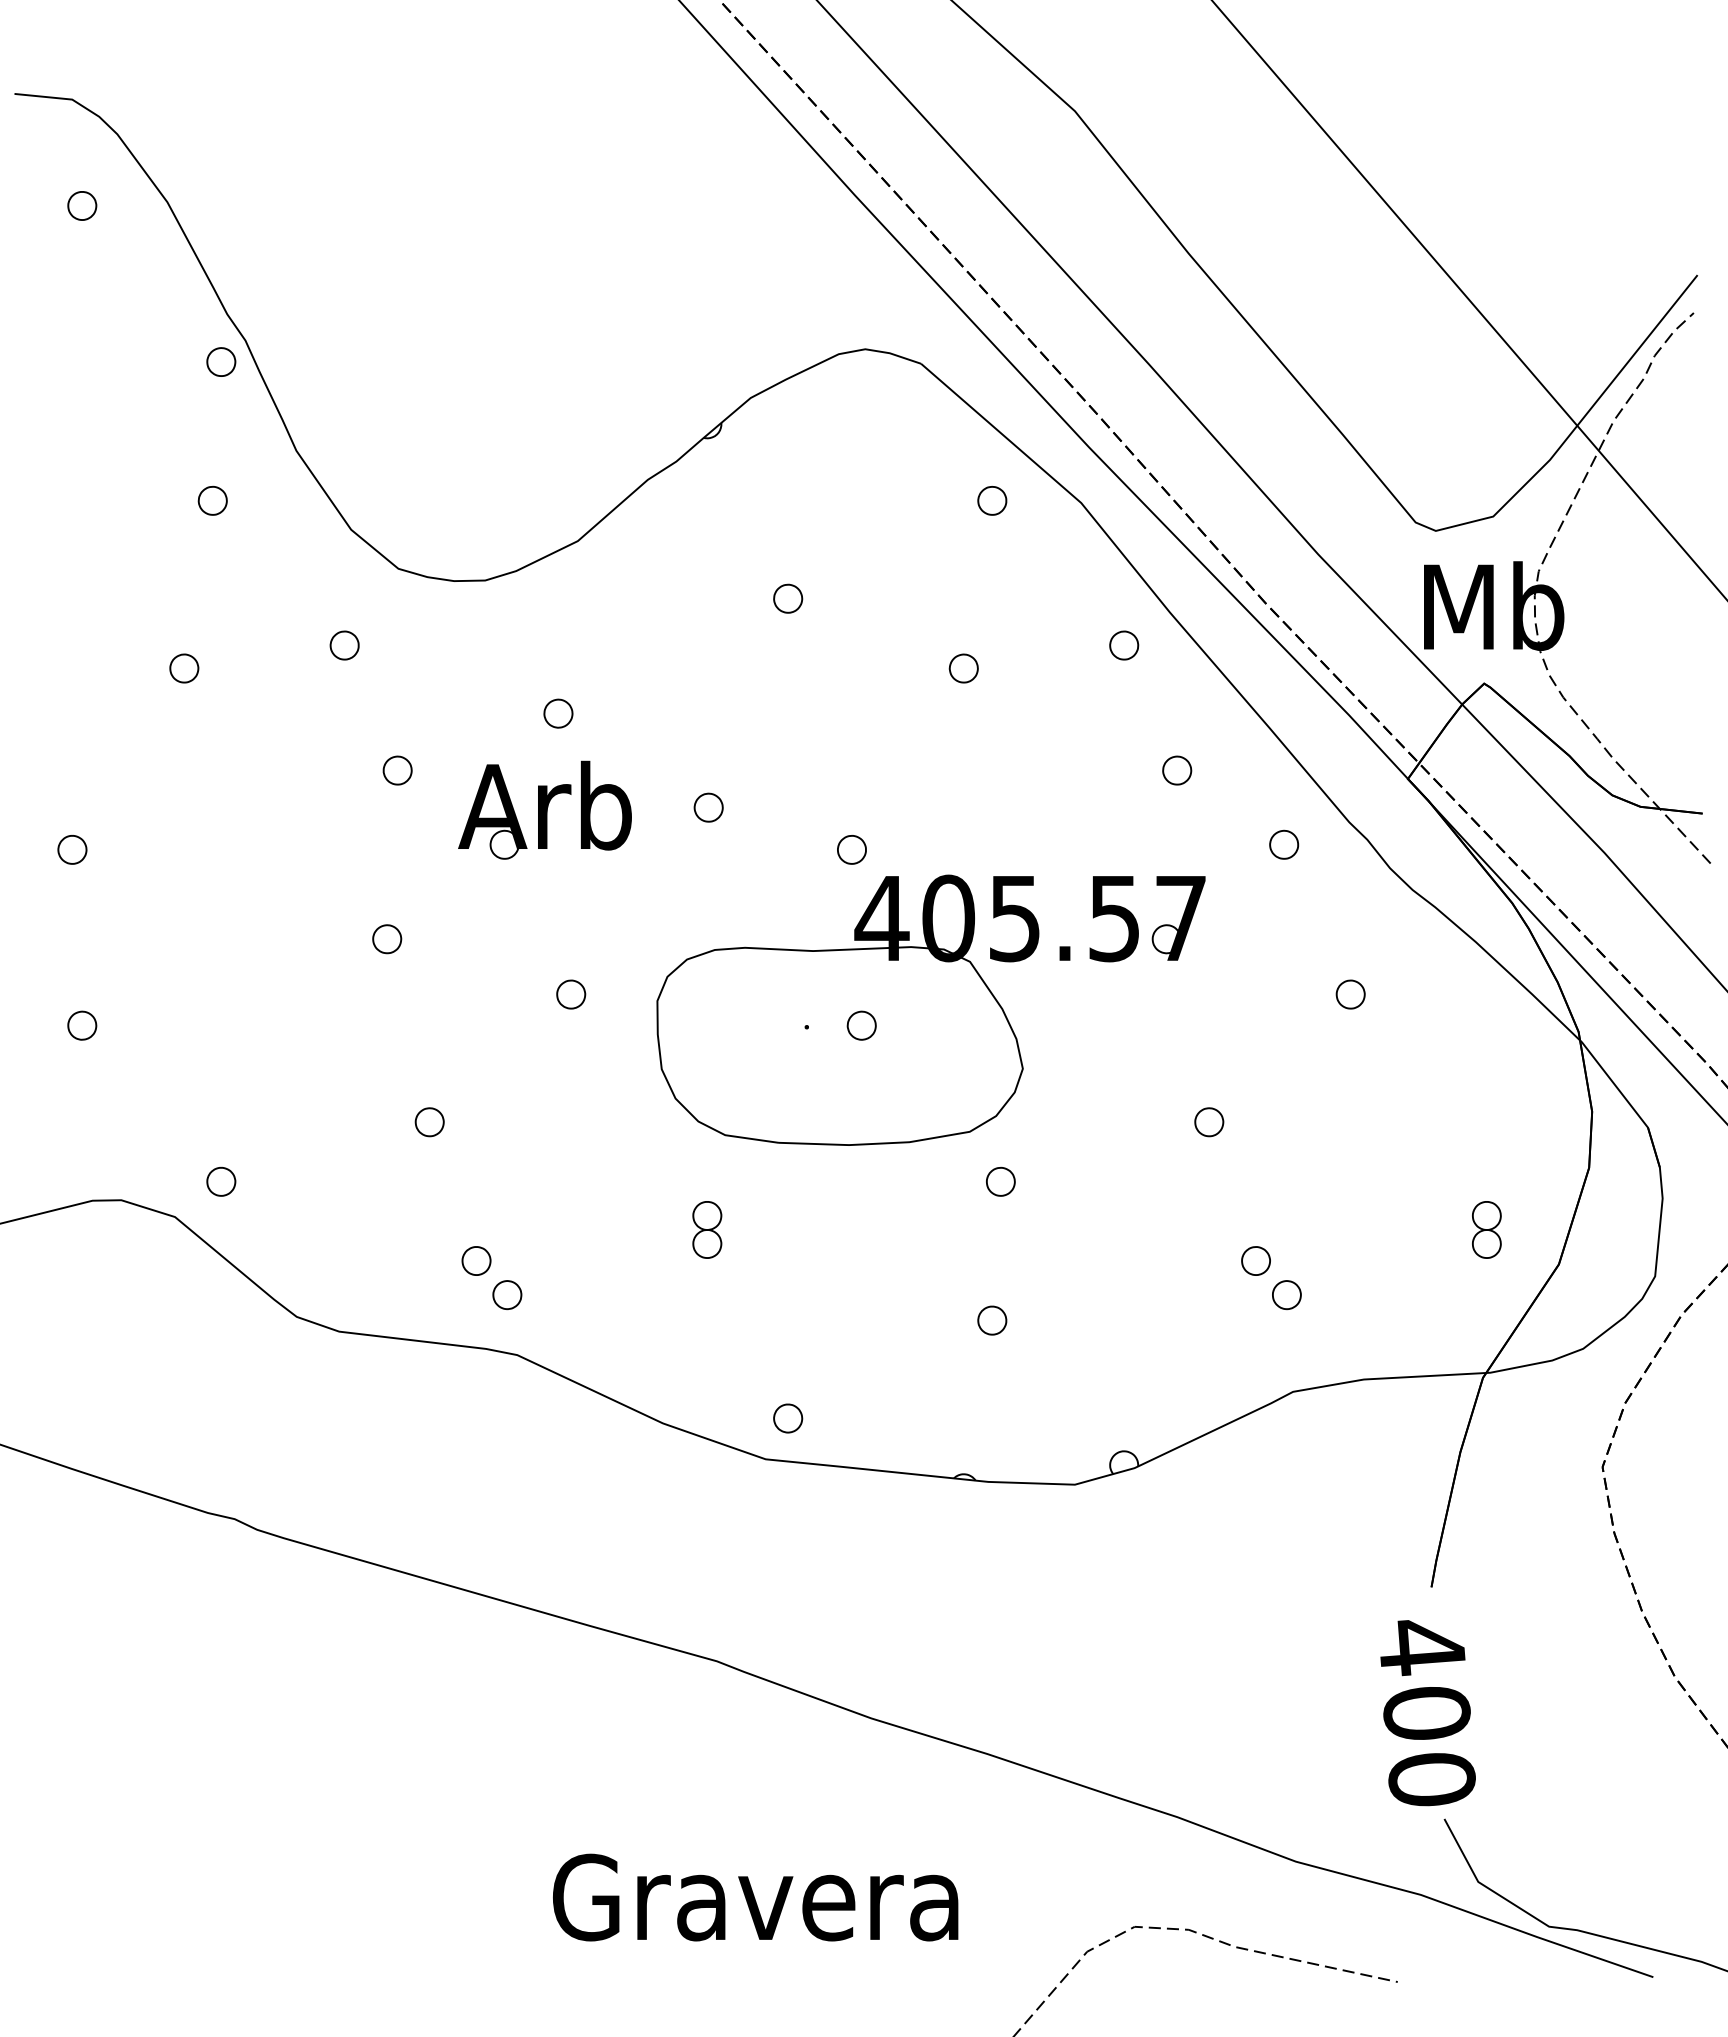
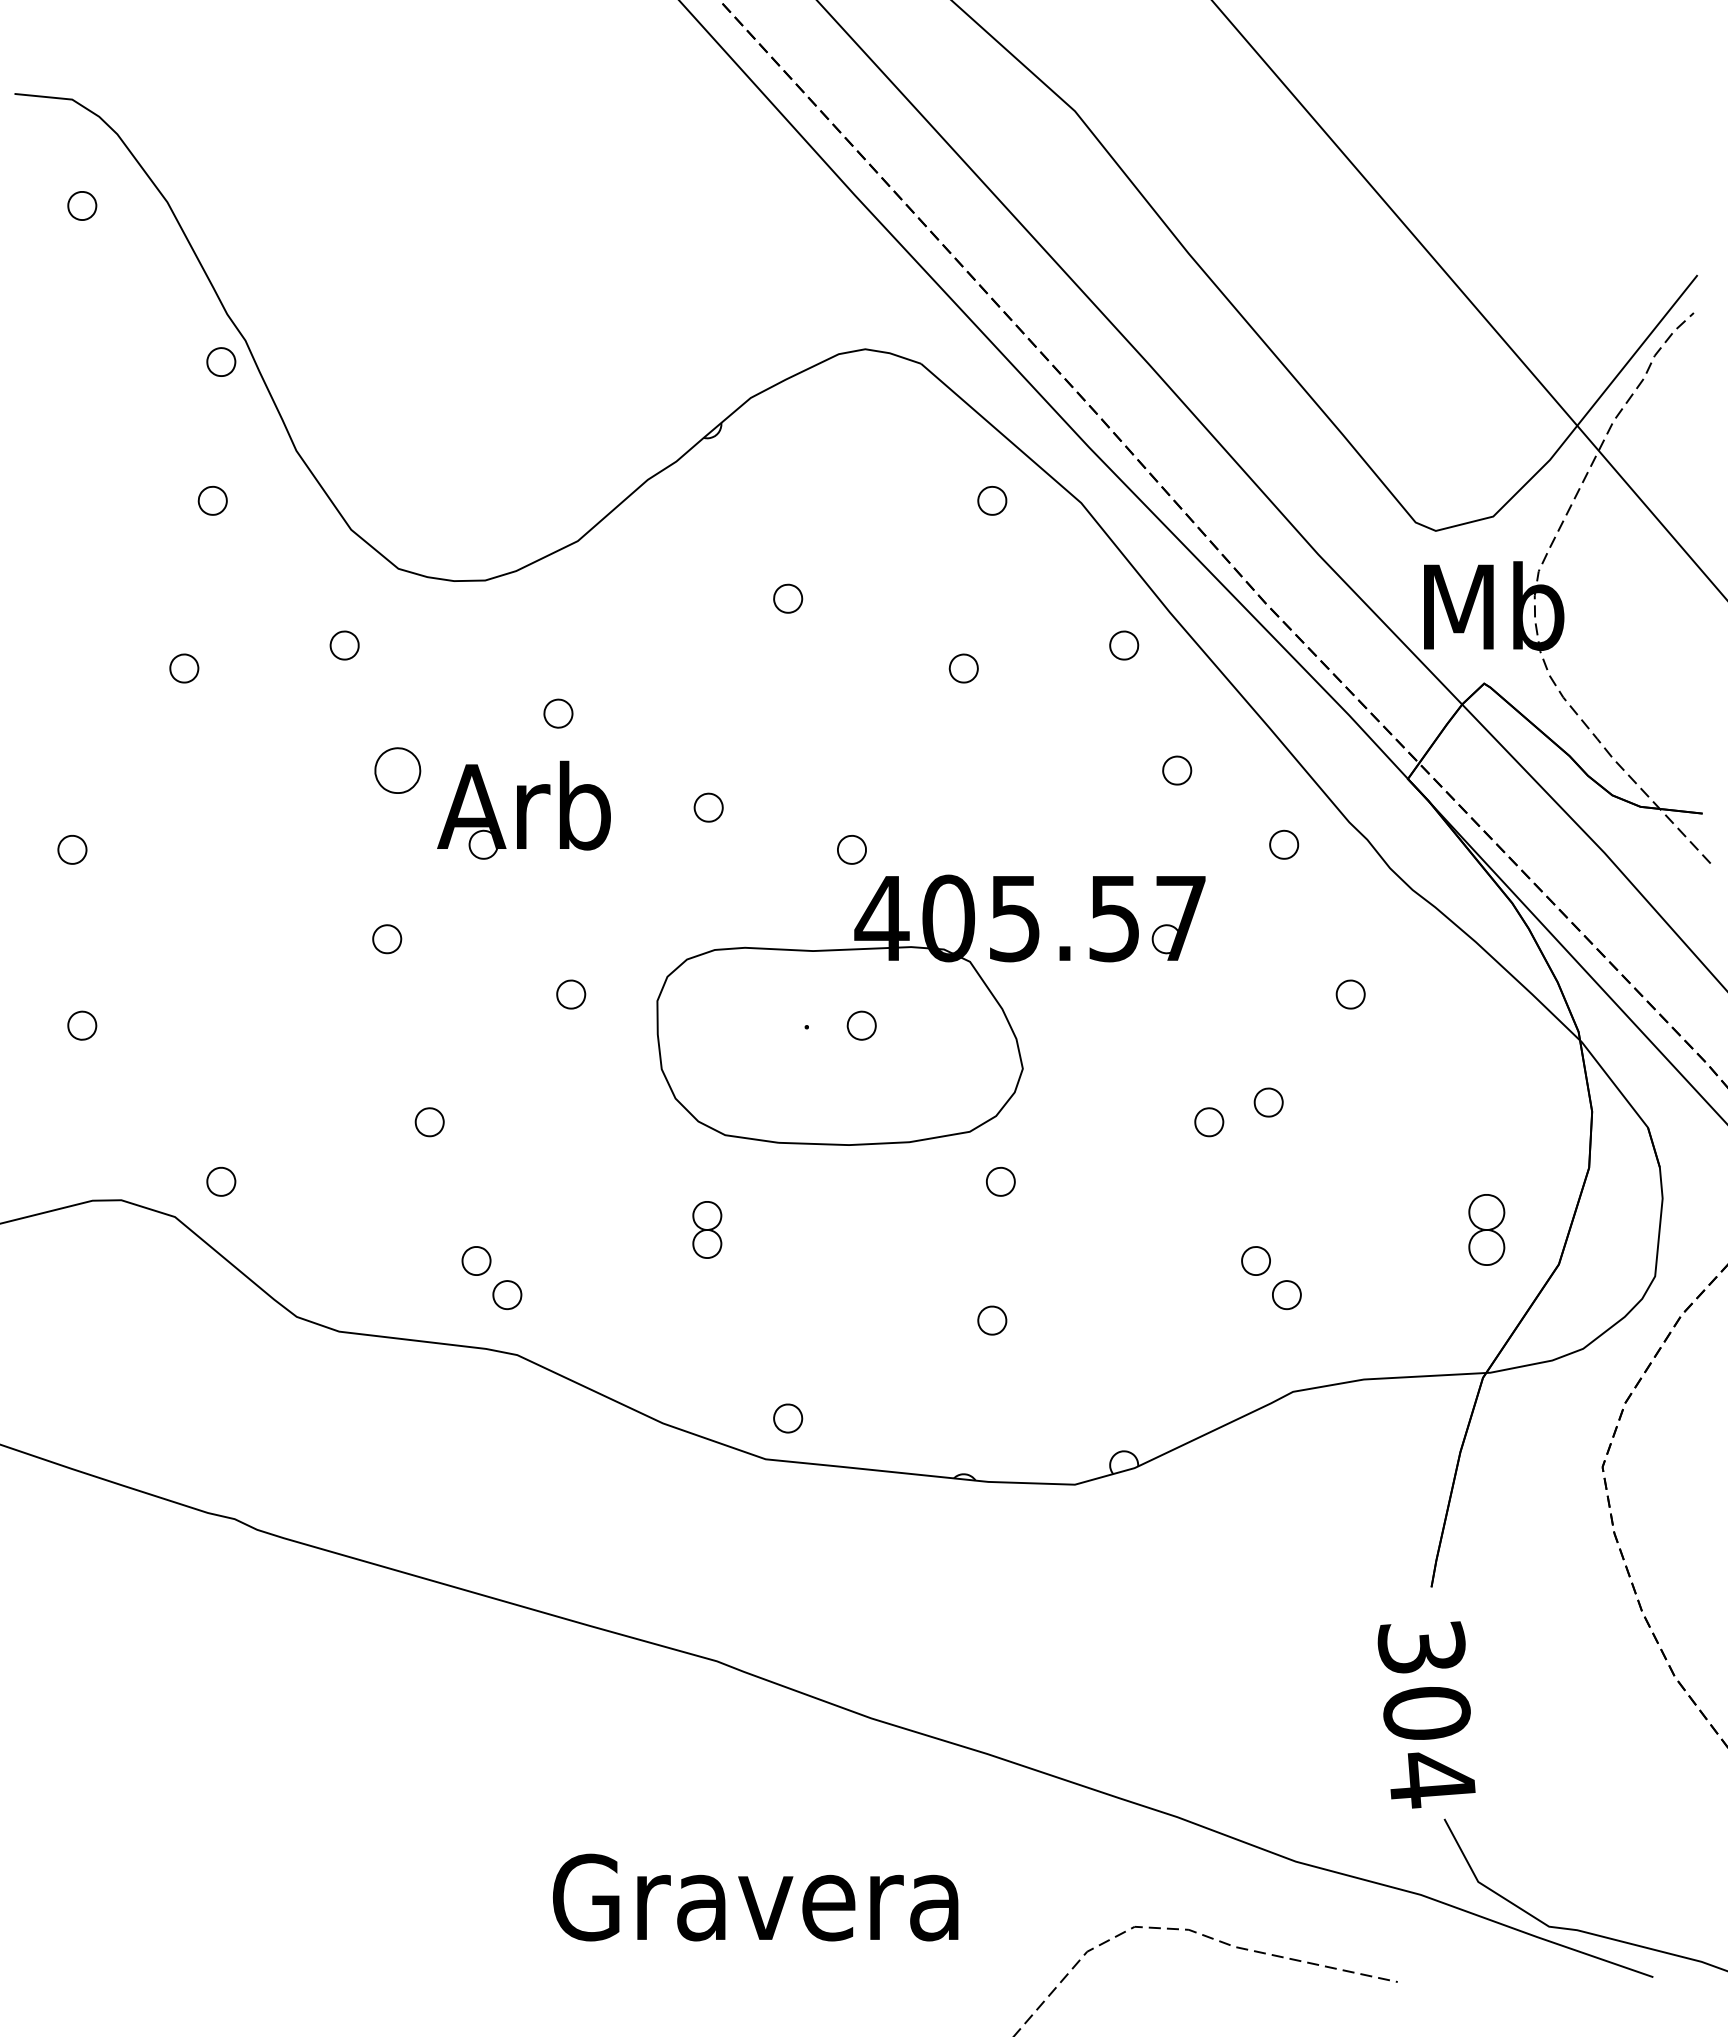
part size: 31x31 px -> 48x47 px (397, 770)
part position: (544, 809) -> (523, 809) (523, 809)
part: none -> present (1268, 1102)
part size: 30x58 px -> 38x72 px (1486, 1229)
text: 400 -> 304 (1426, 1714)
